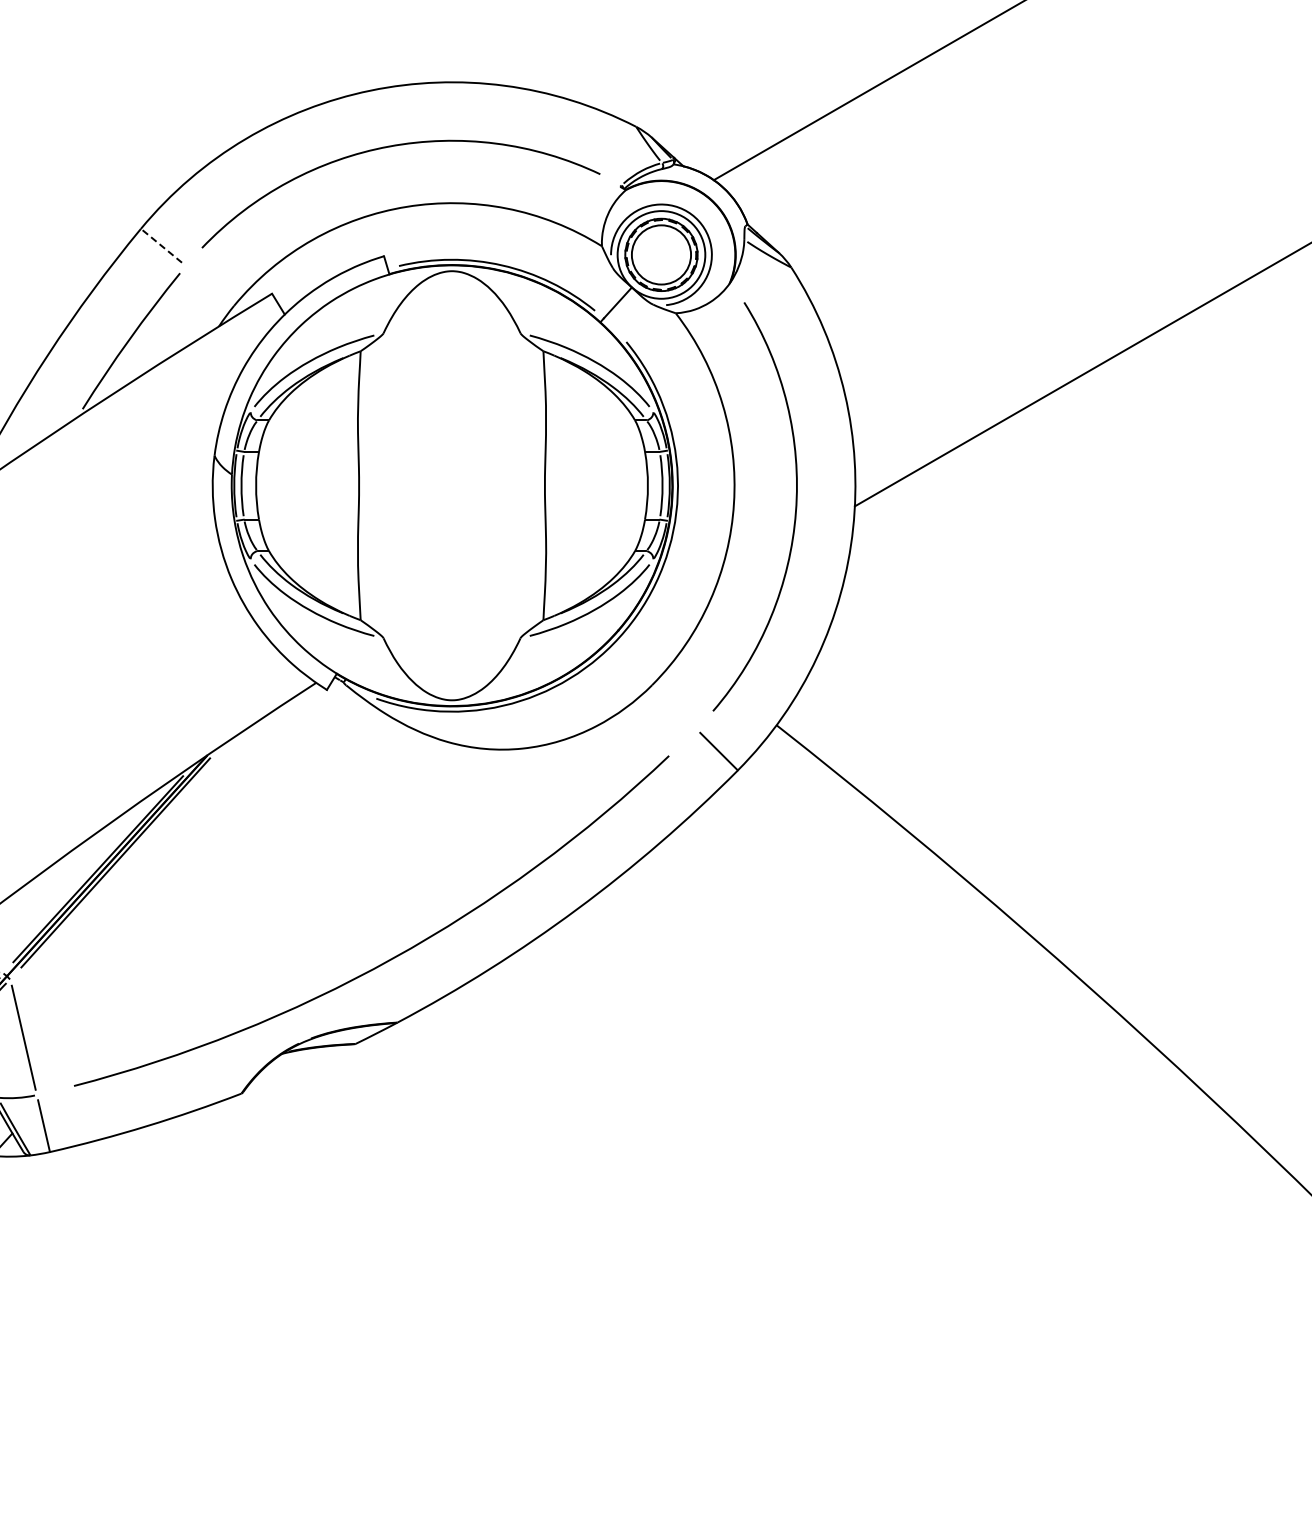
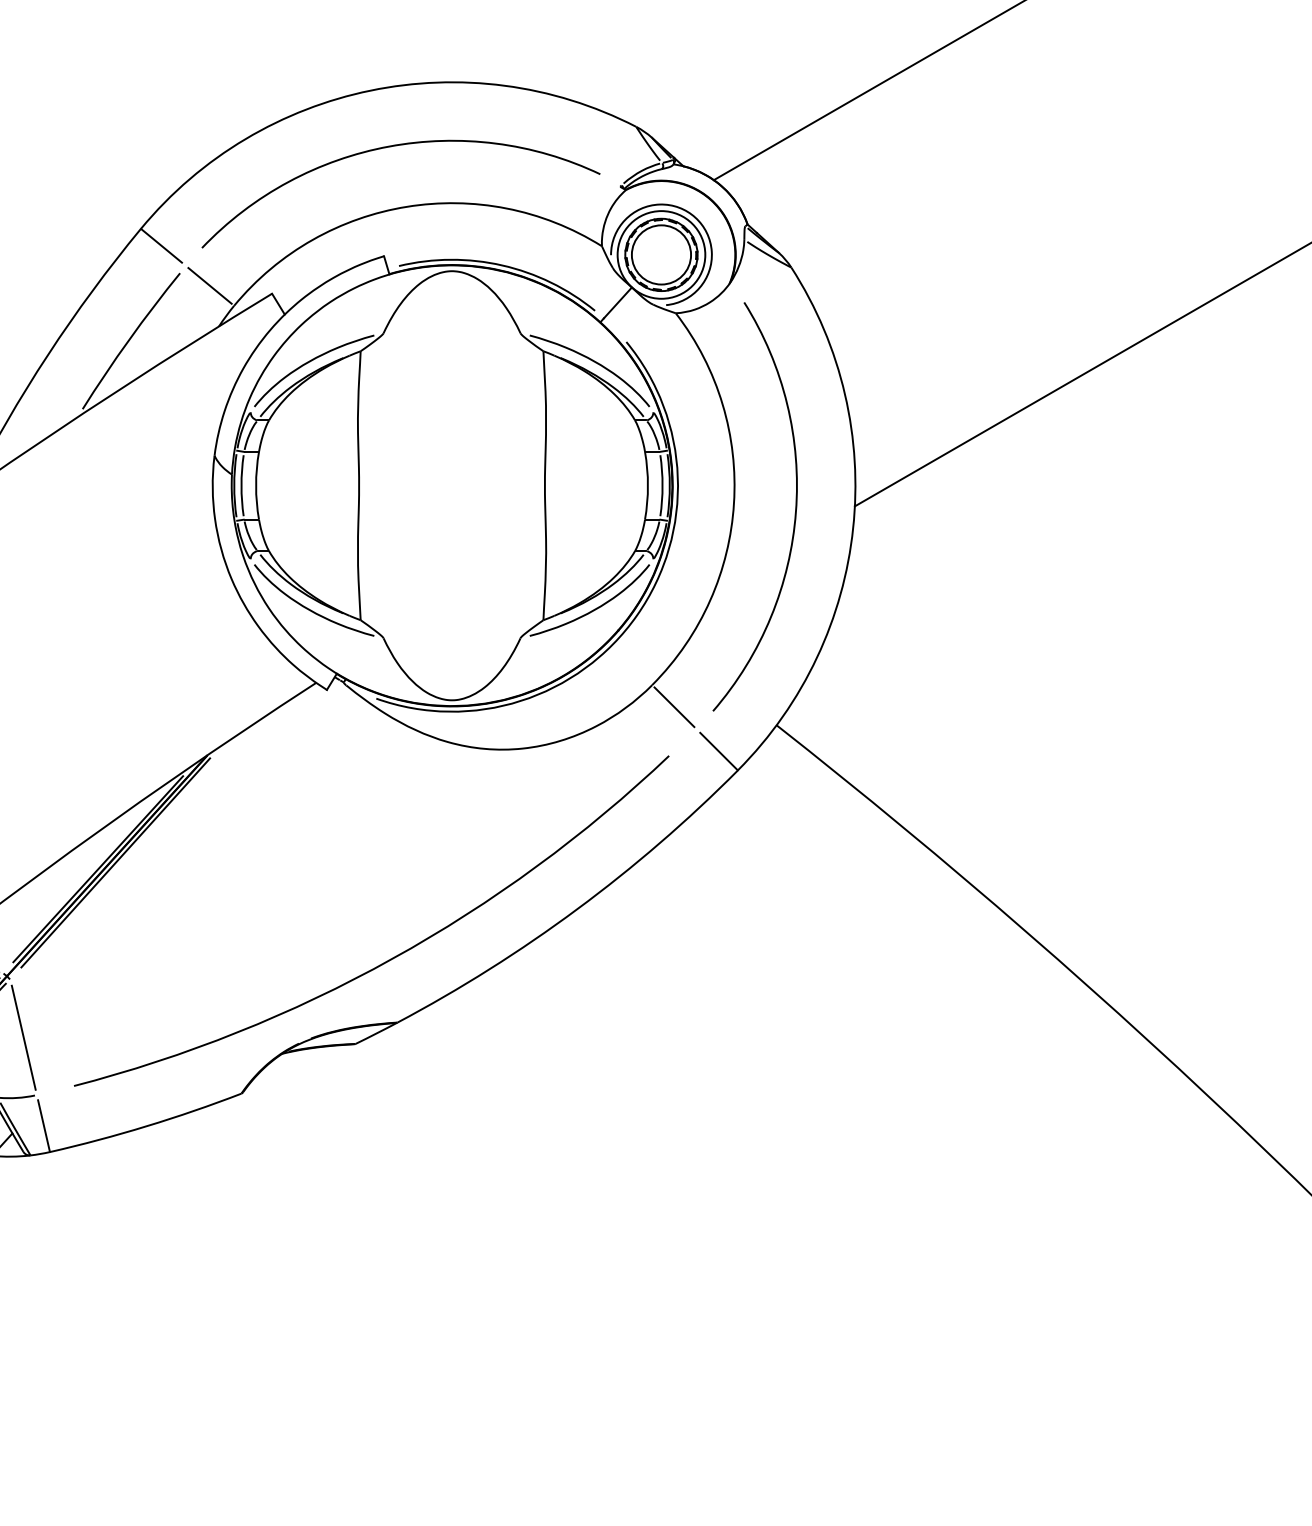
line: dashed -> solid (161, 245)
line: none -> present (209, 285)
line: none -> present (674, 707)
